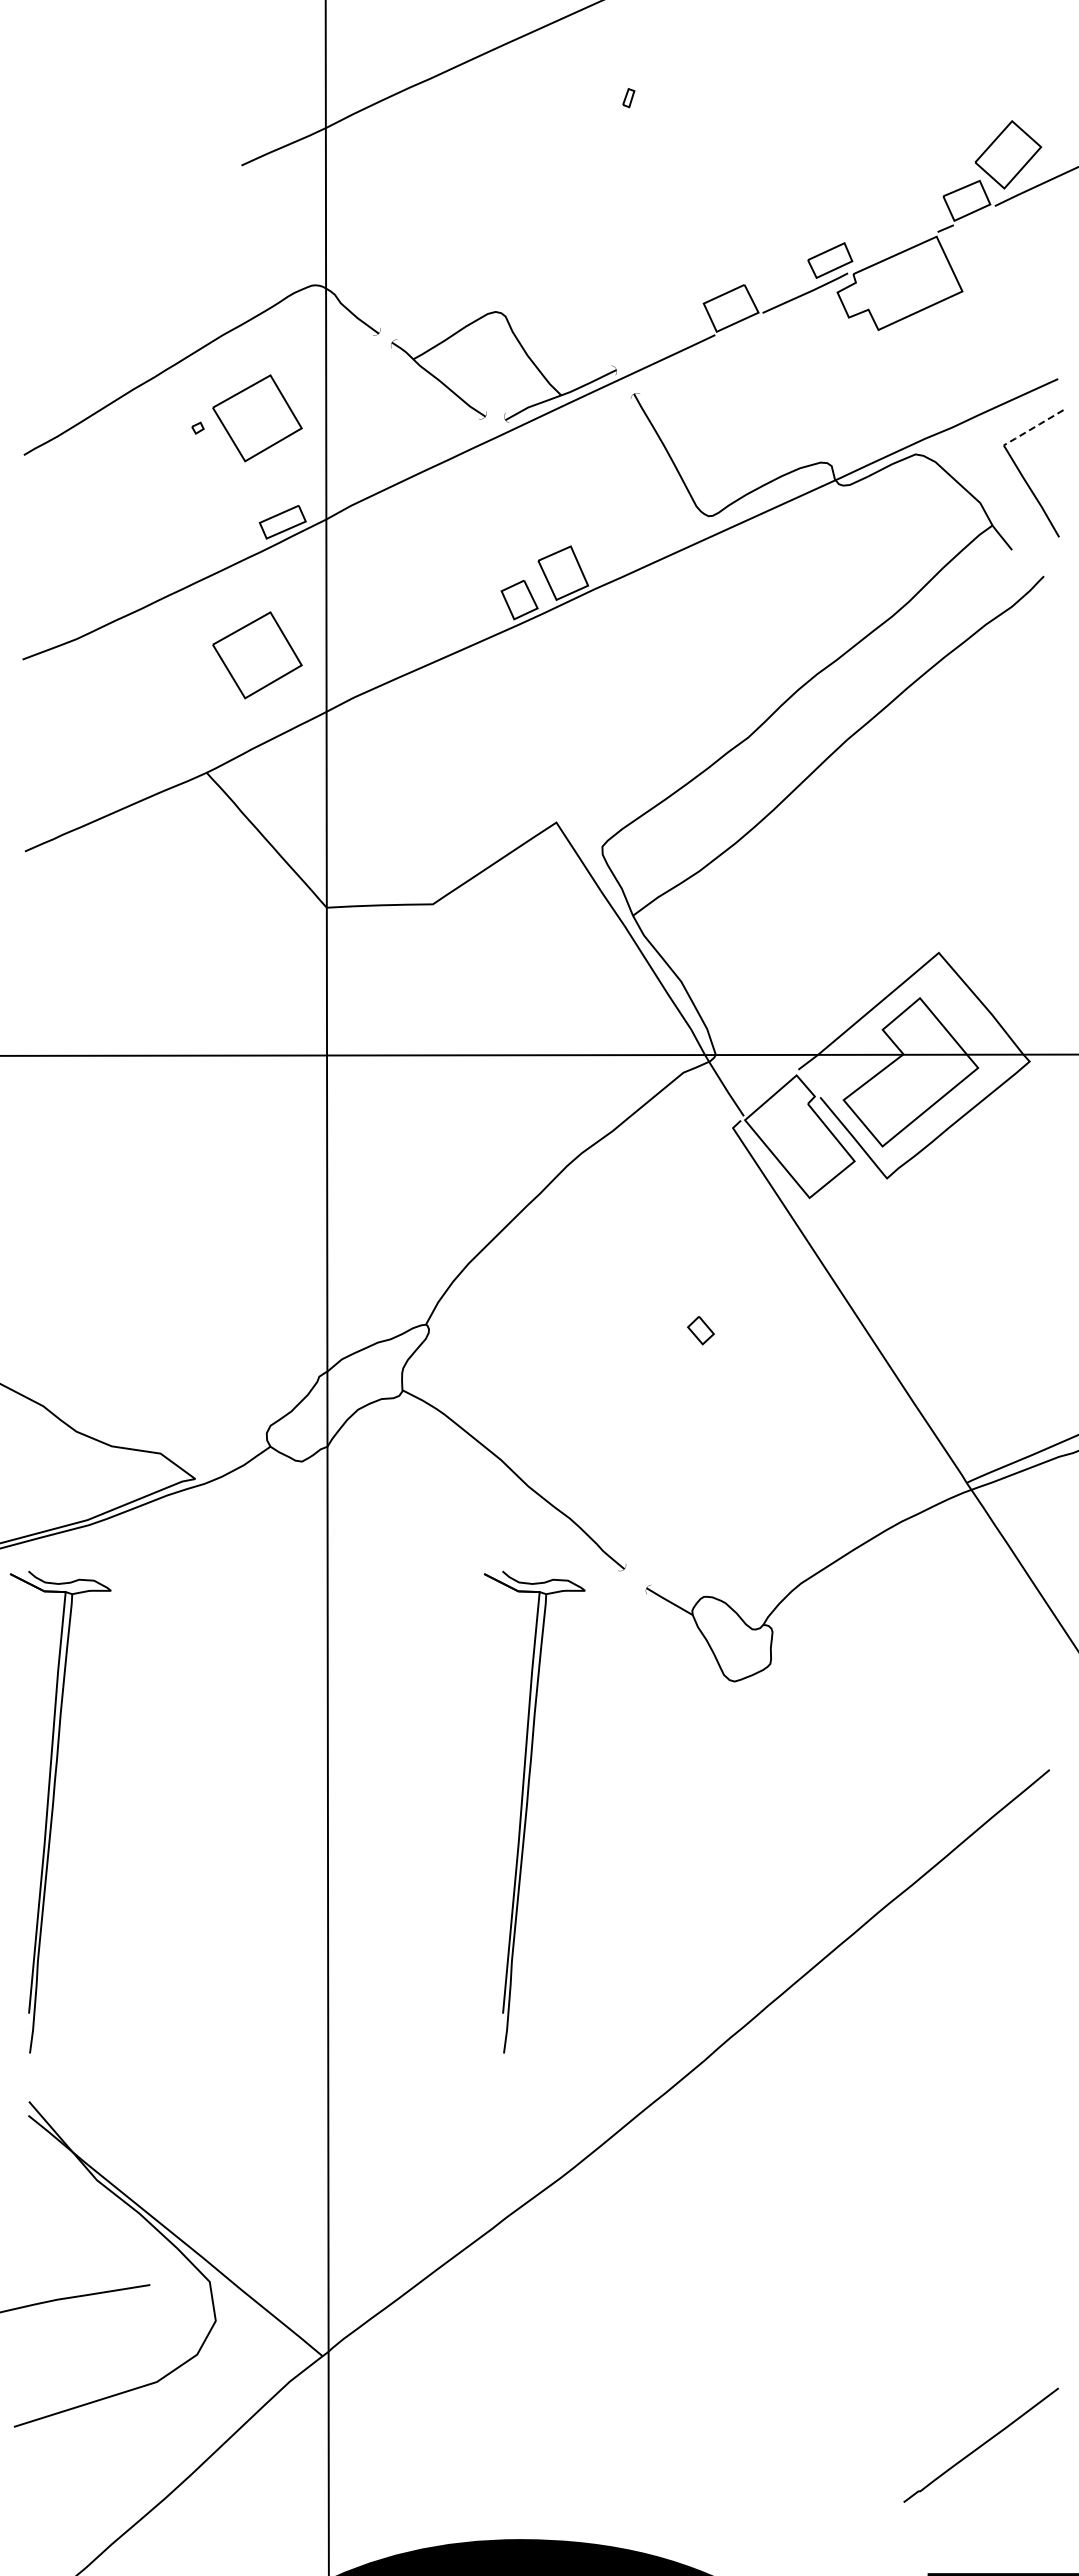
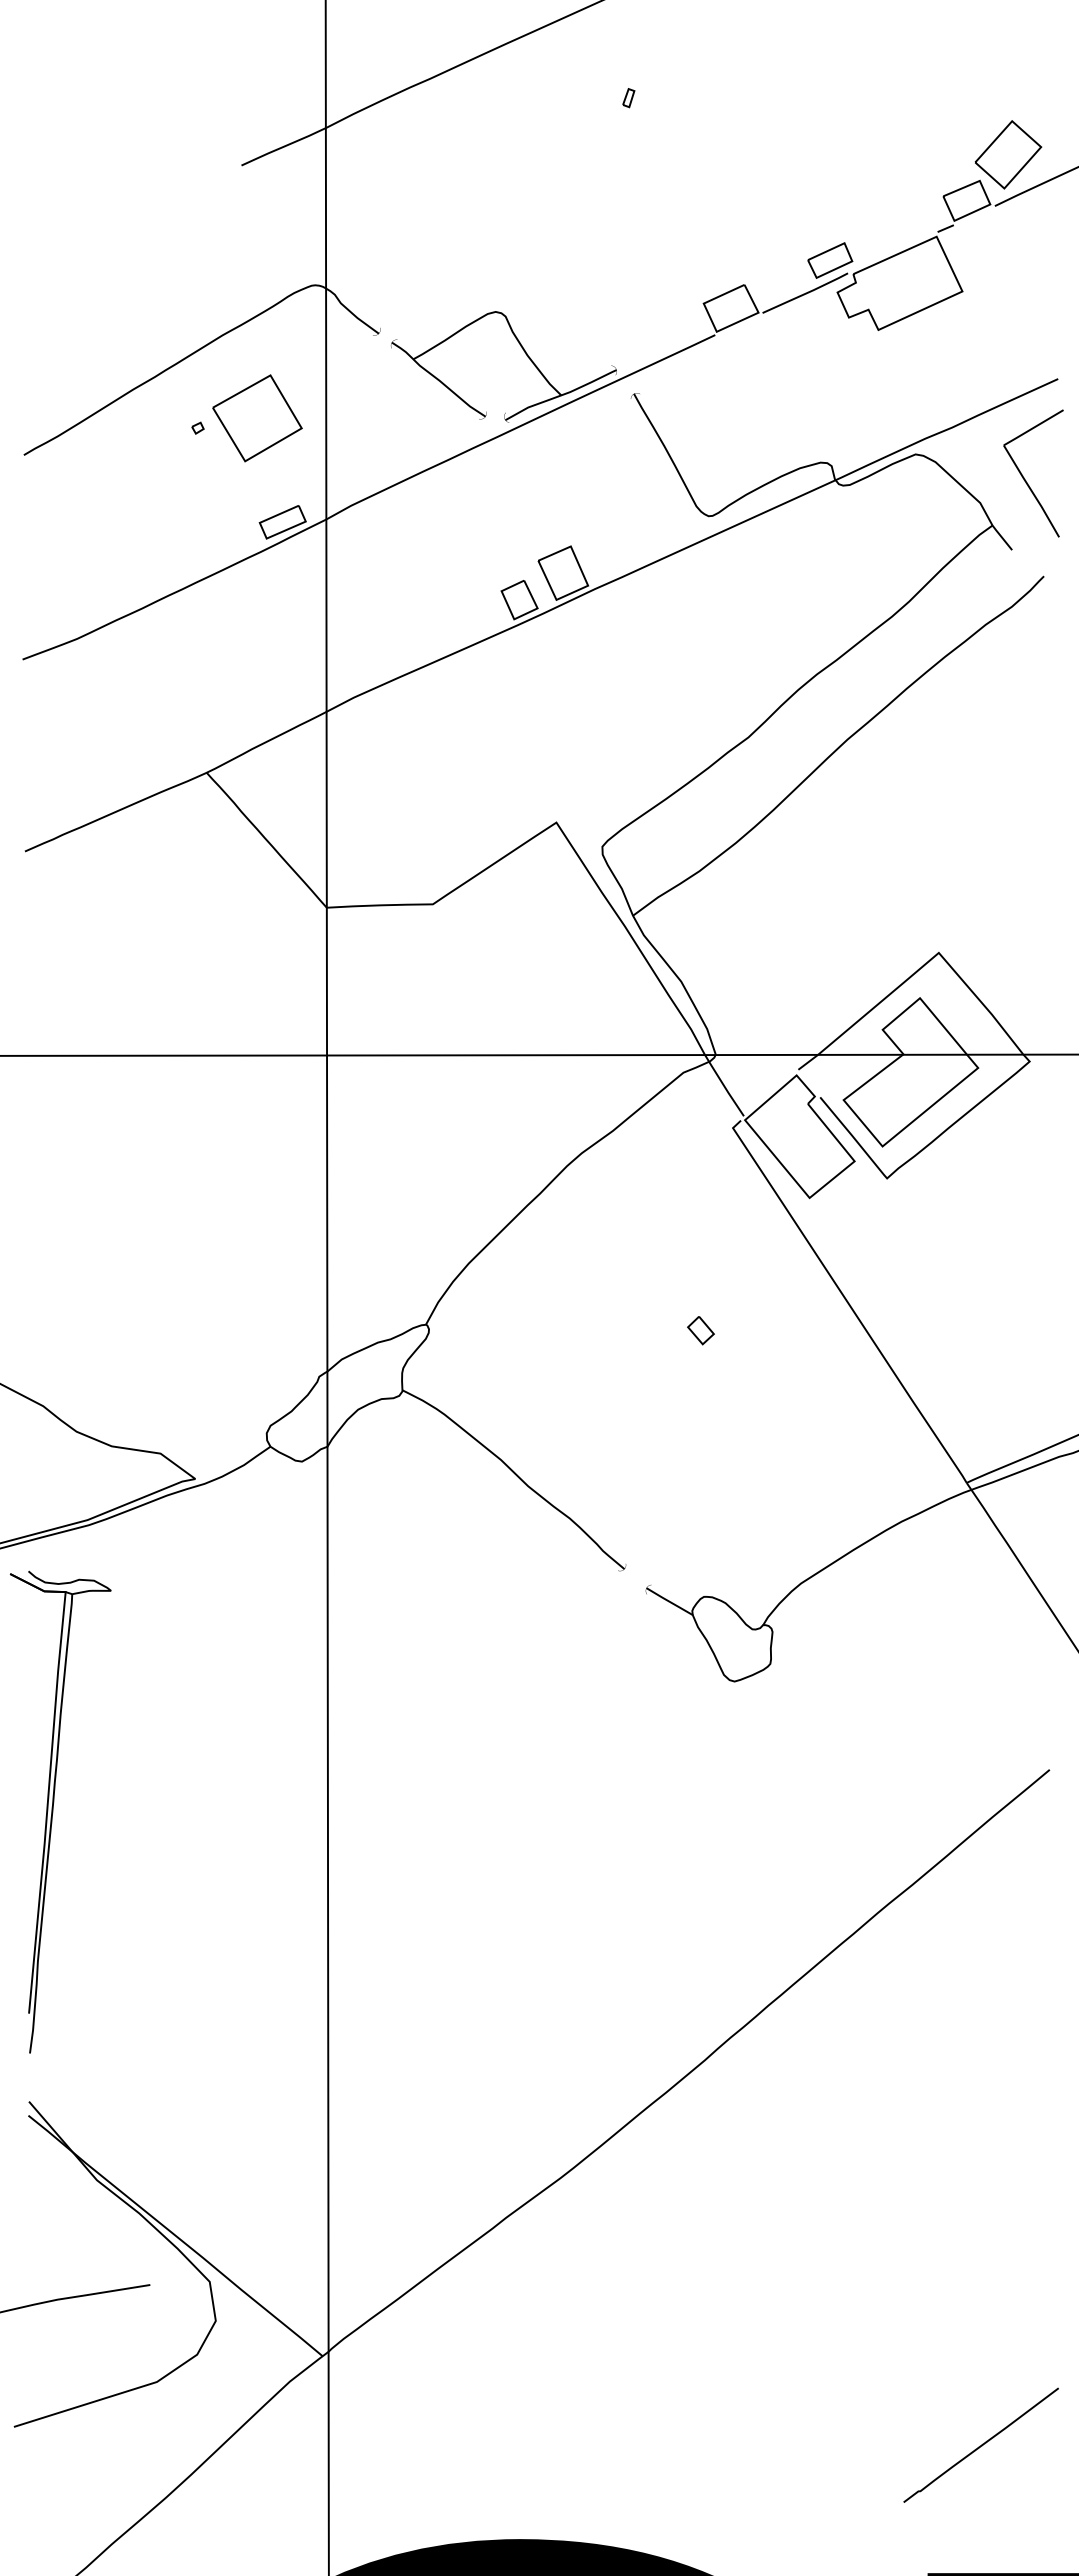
line: dashed -> solid (1033, 427)
part: present -> none (257, 655)
part: present -> none (527, 1811)
